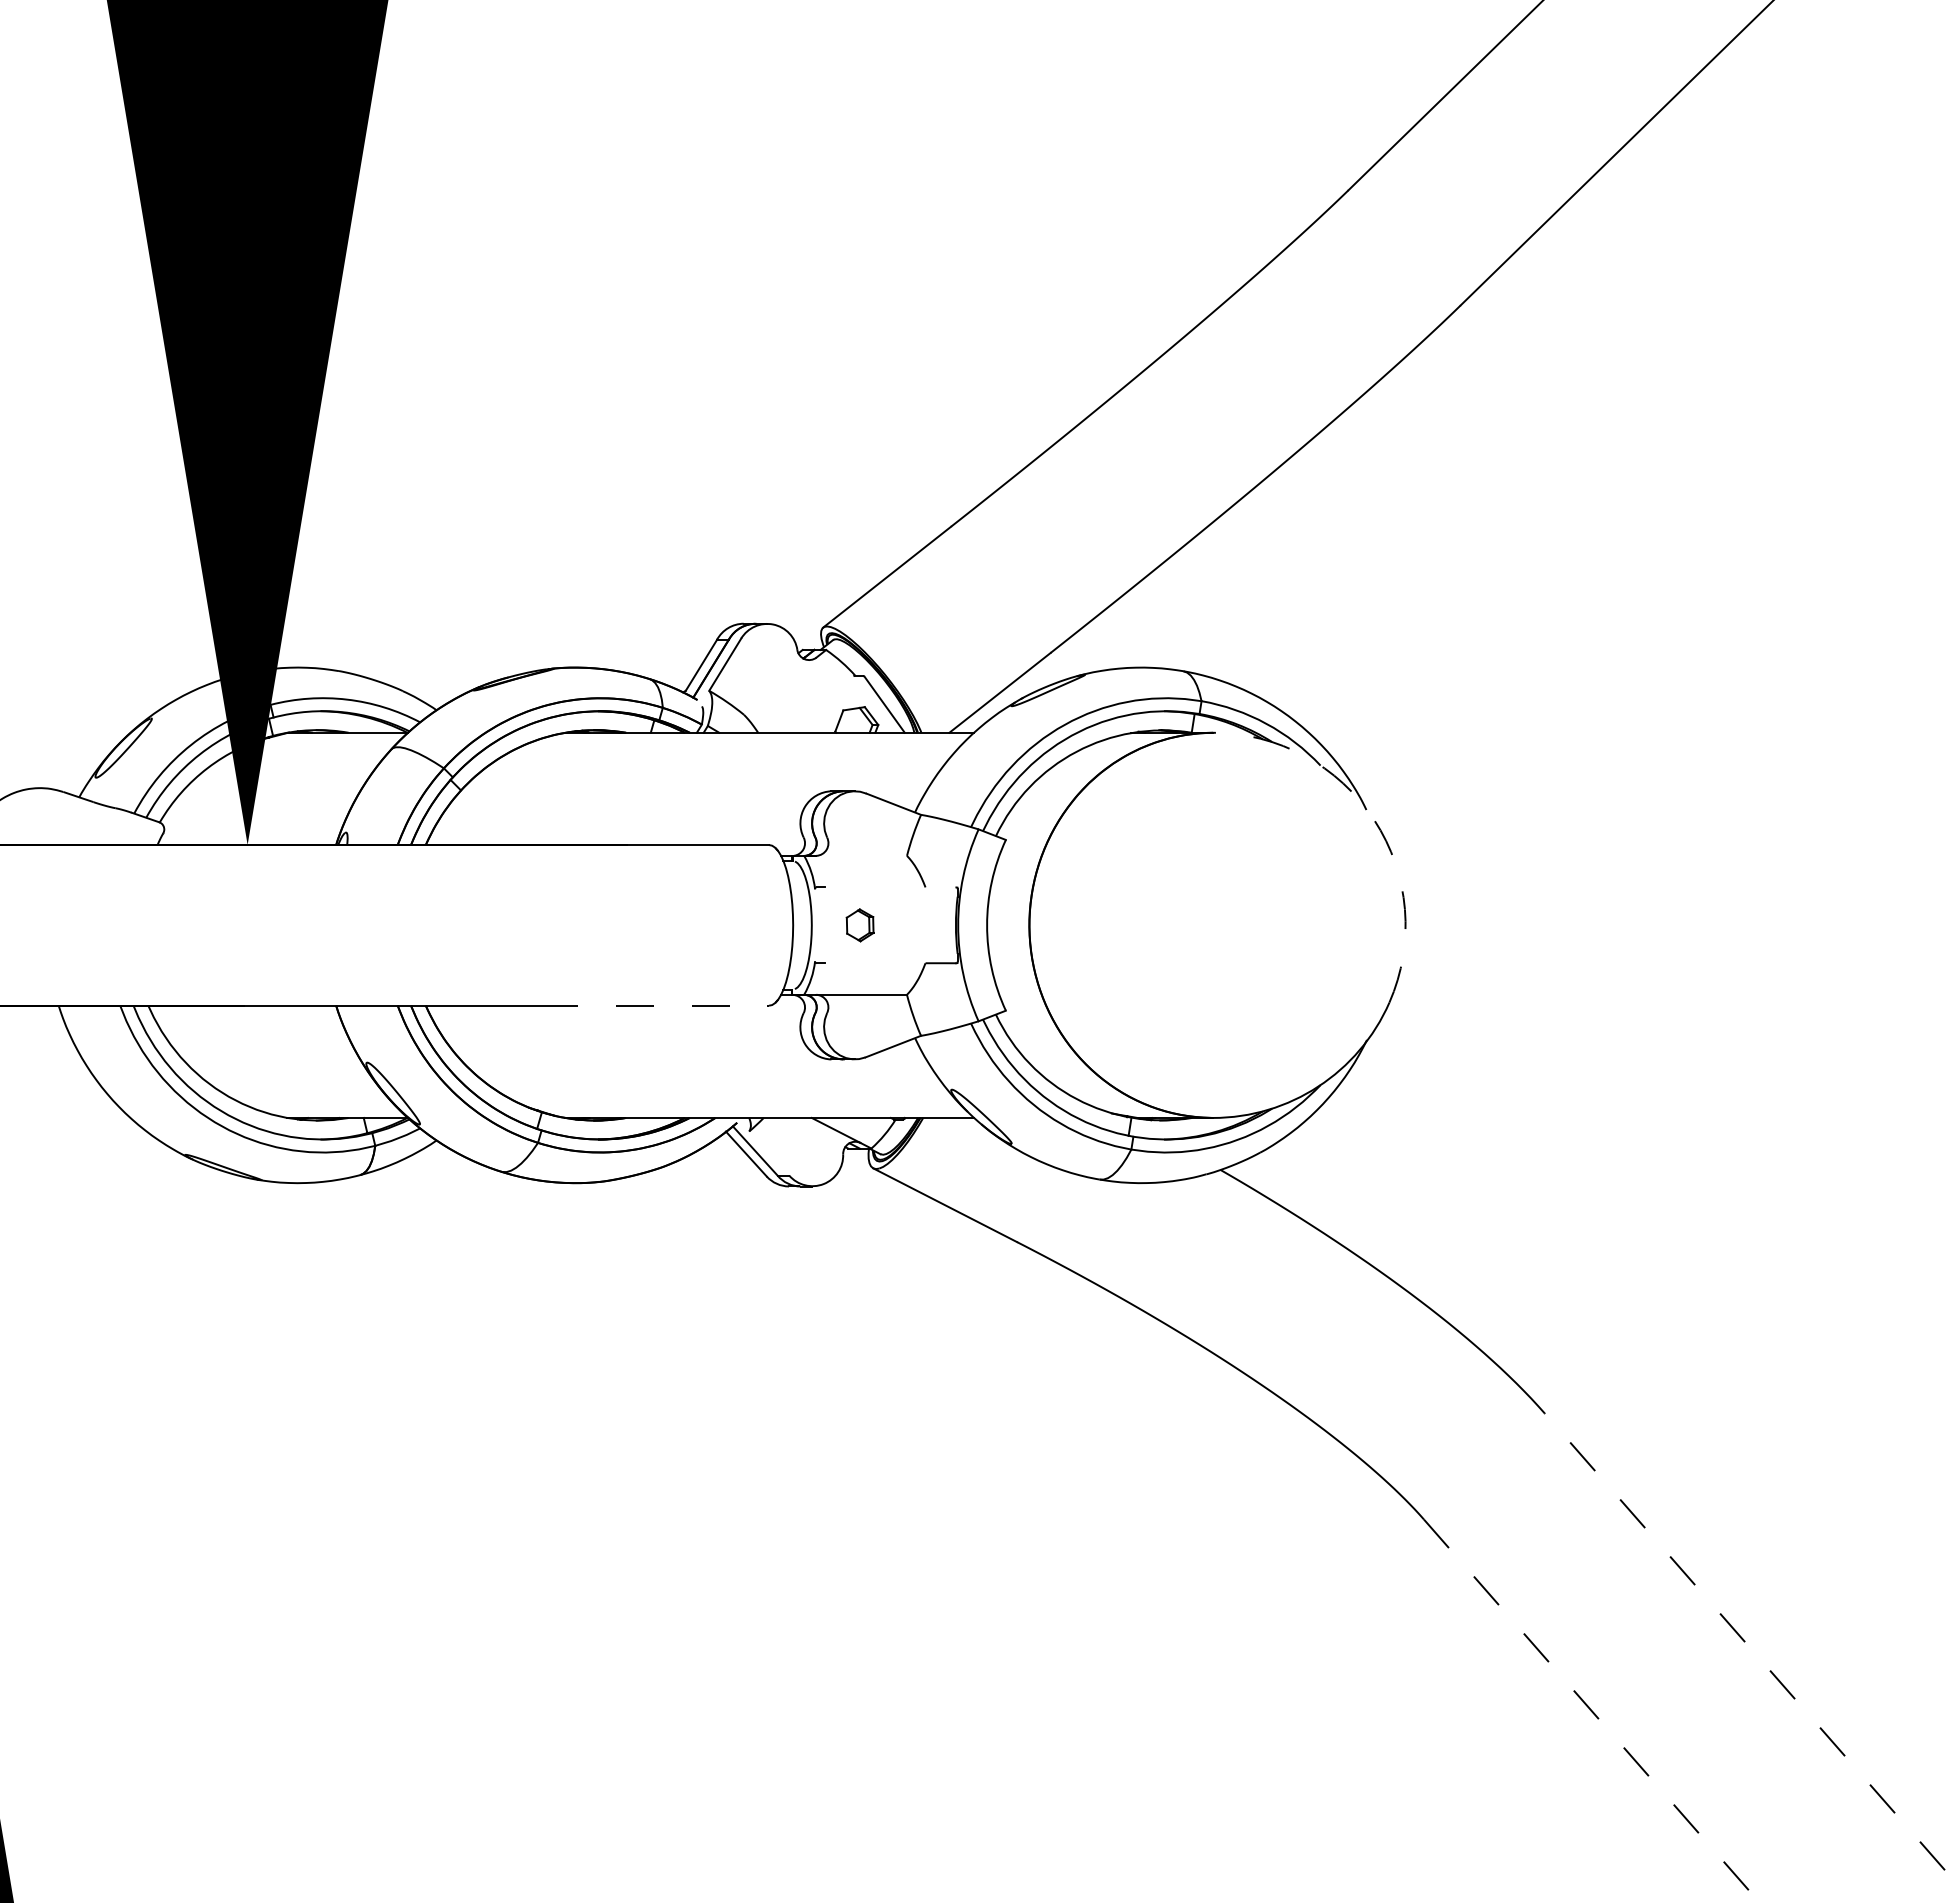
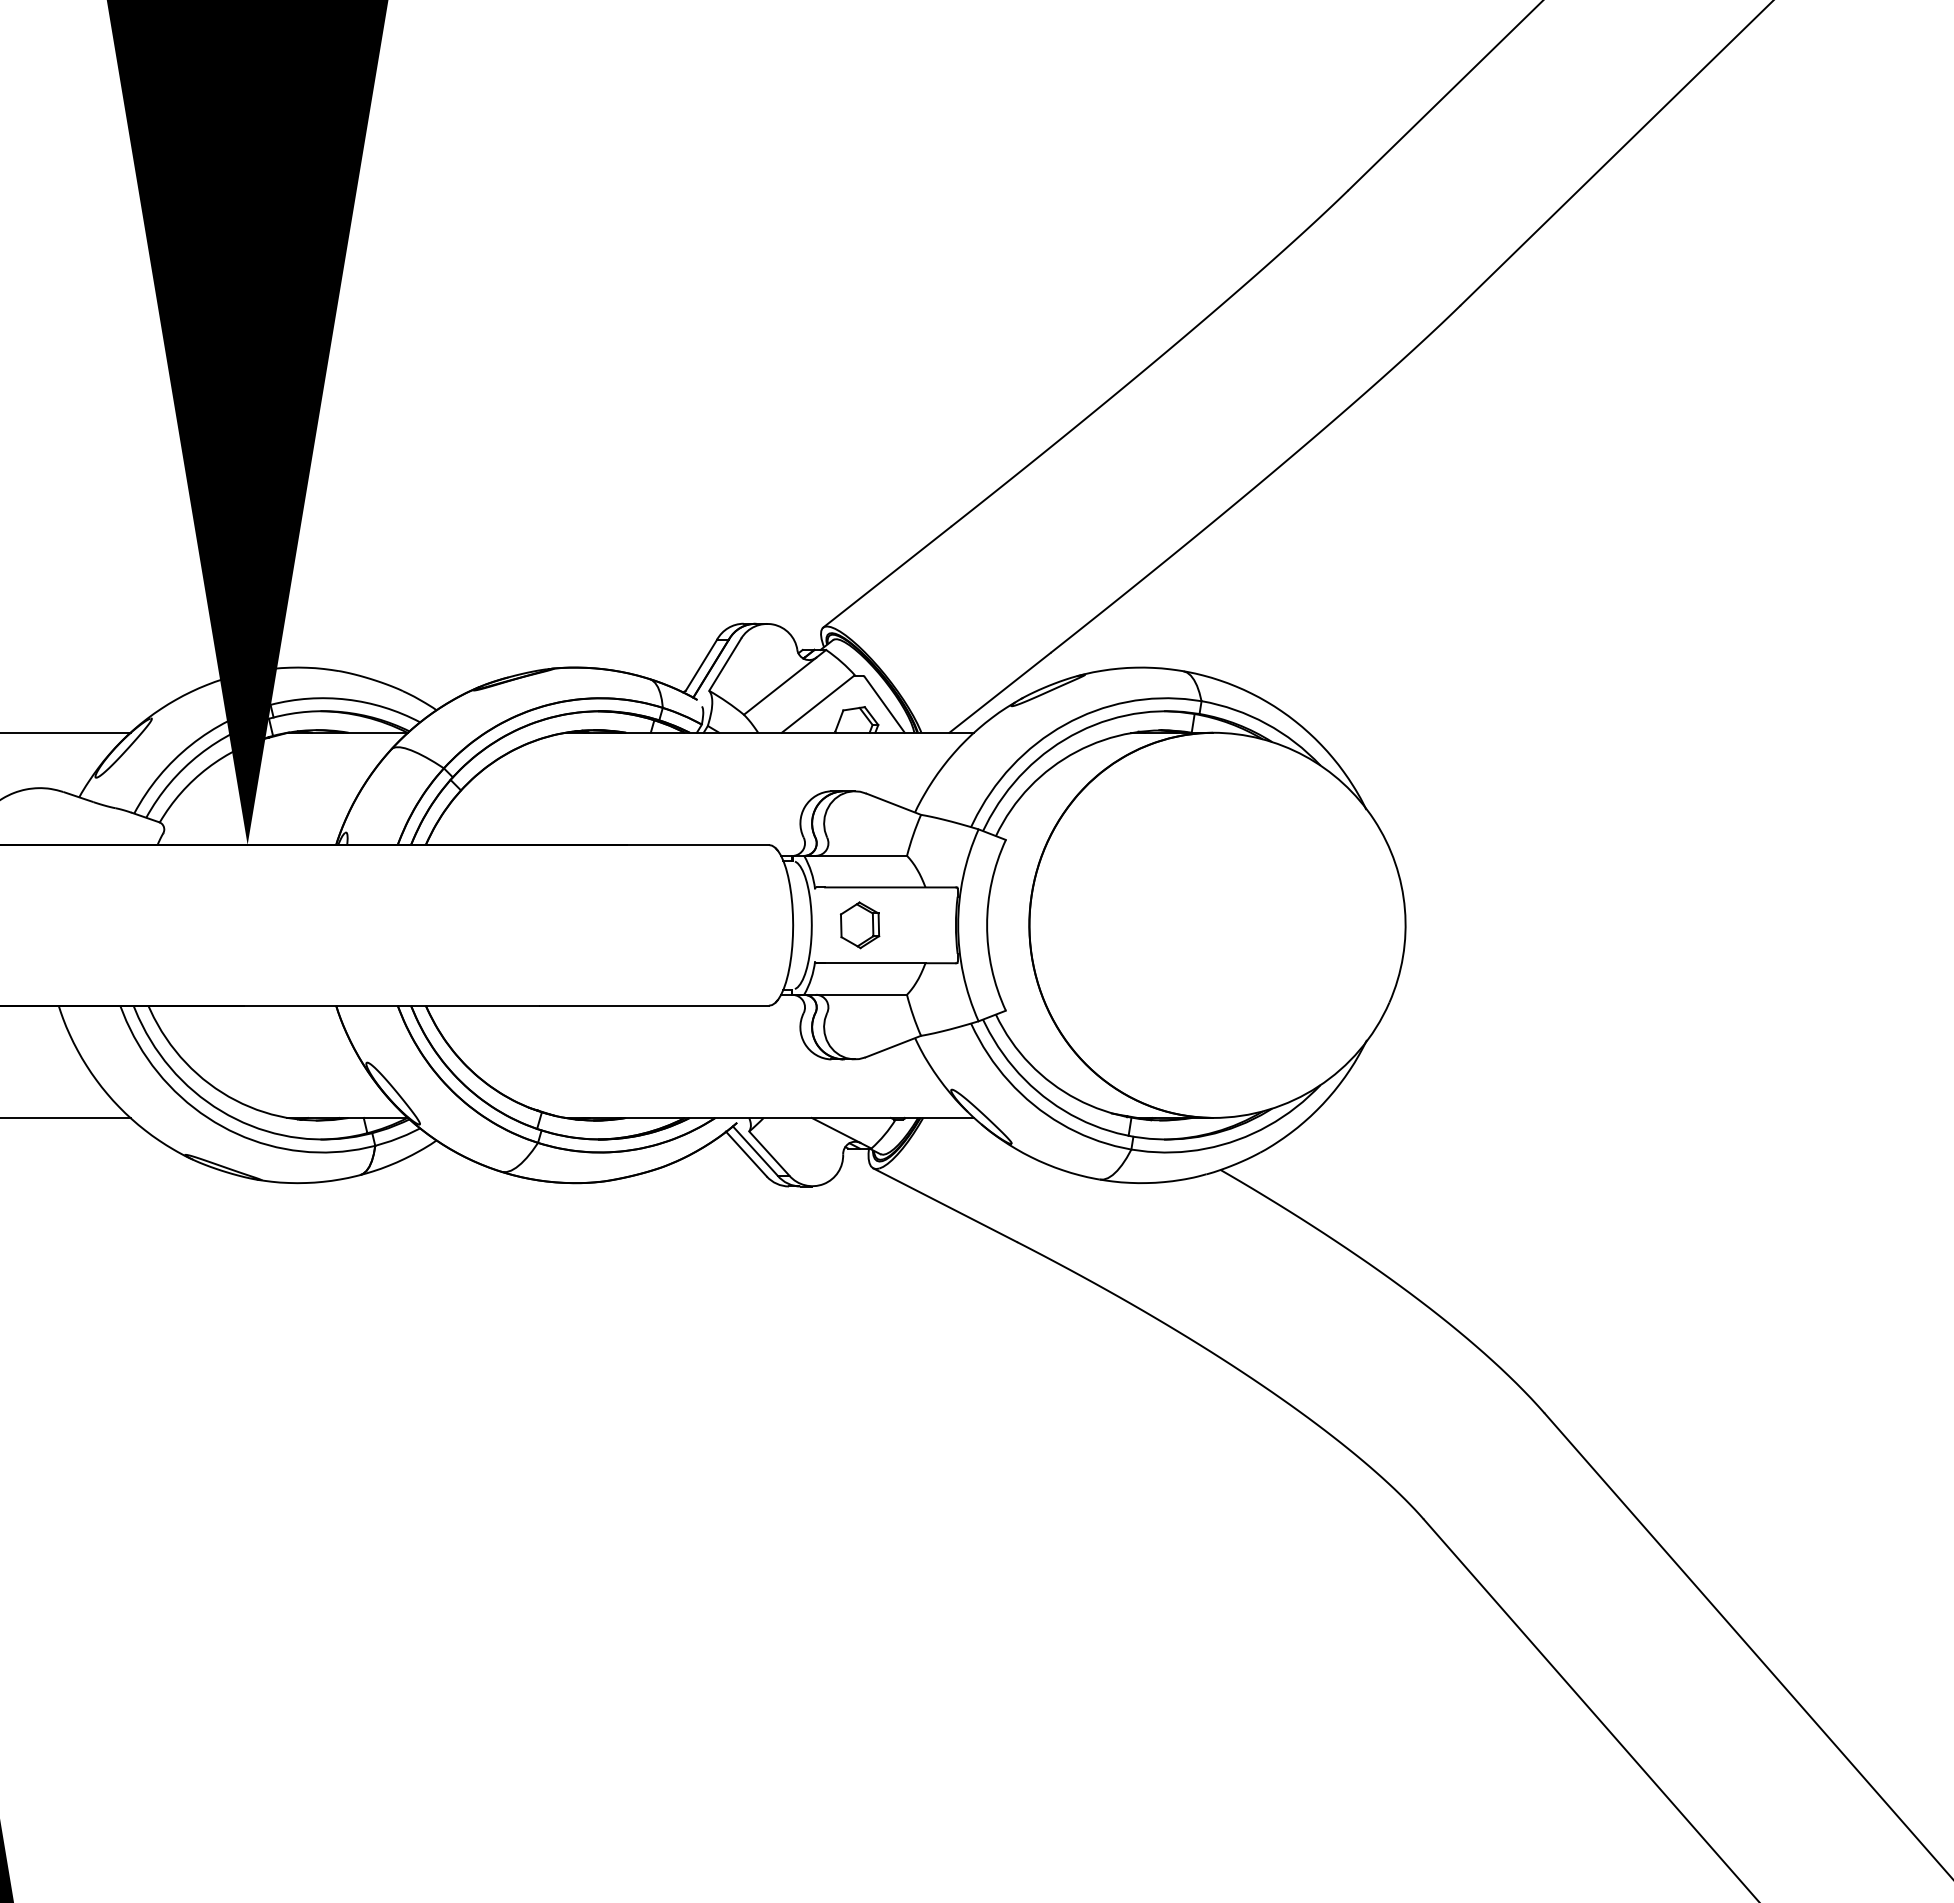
line: none -> present (779, 685)
line: none -> present (817, 704)
line: none -> present (66, 732)
arc: dashed -> solid (1374, 820)
line: none -> present (861, 855)
line: none -> present (890, 887)
part size: 30x35 px -> 41x49 px (860, 925)
line: none -> present (870, 963)
line: dashed -> solid (654, 1005)
line: none -> present (66, 1117)
line: none -> present (769, 1153)
line: dashed -> solid (1749, 1646)
line: dashed -> solid (1591, 1711)
